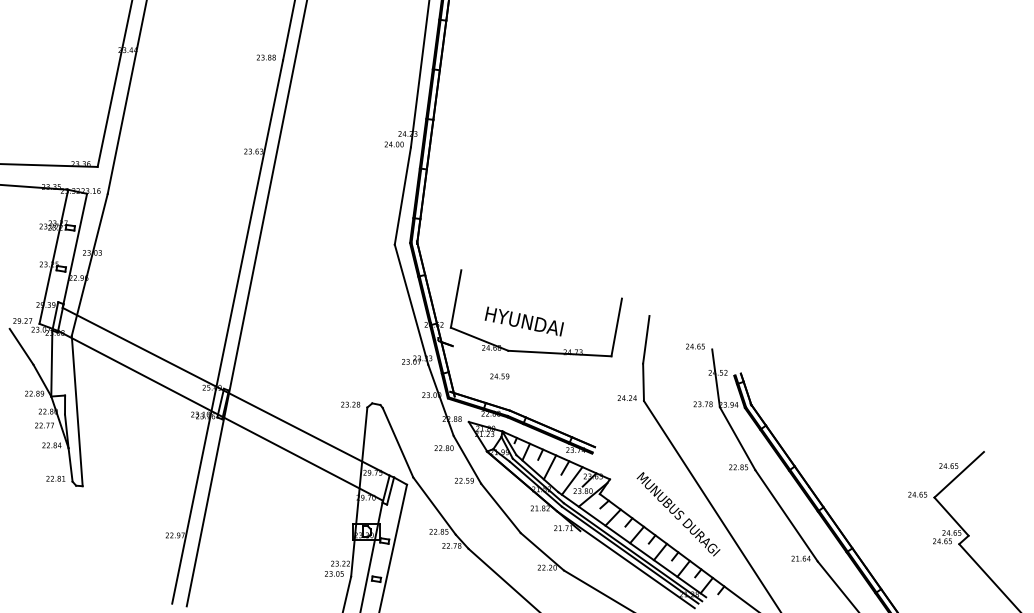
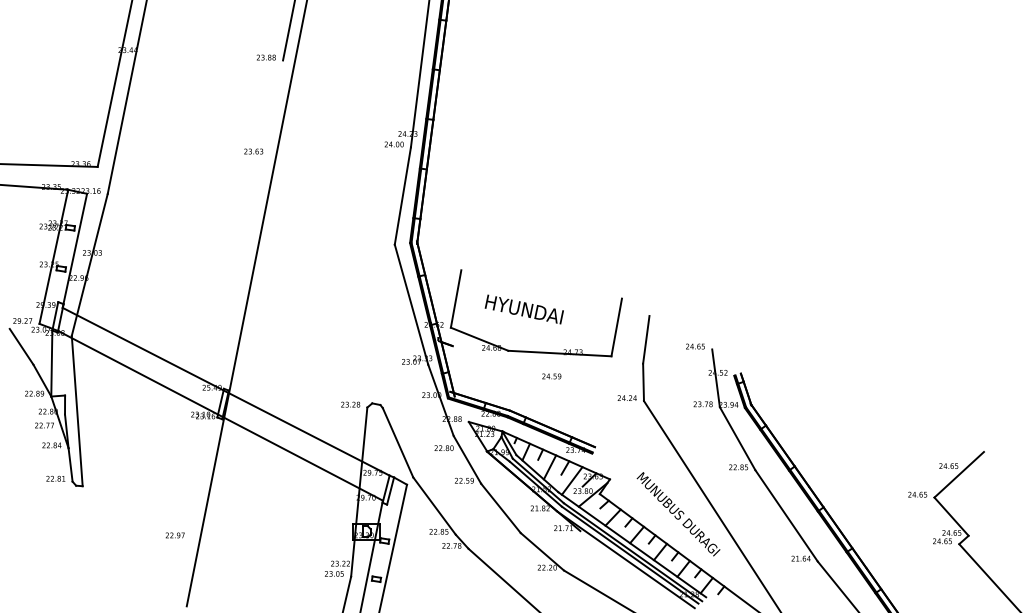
text position: (523, 321) -> (523, 309) (523, 309)
line: present -> none (227, 331)
text position: (499, 376) -> (551, 376) (551, 376)
